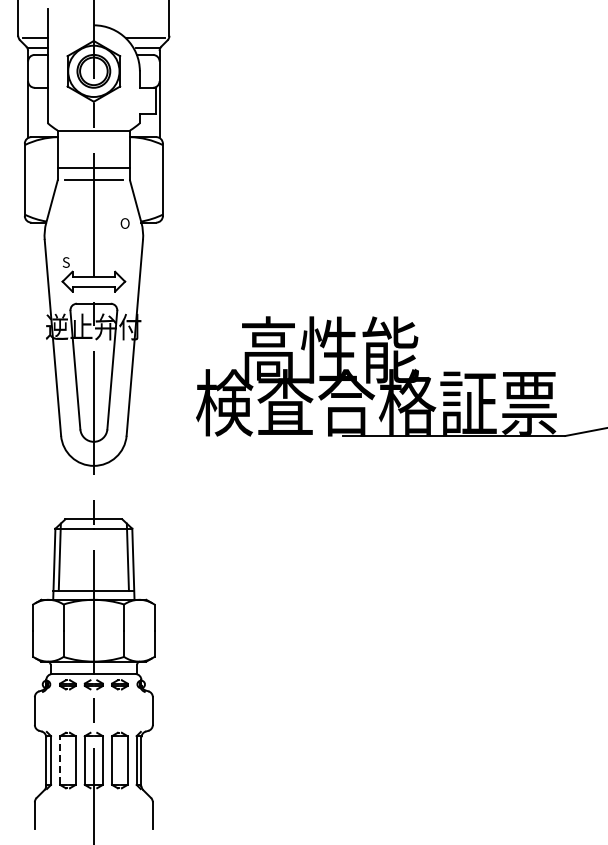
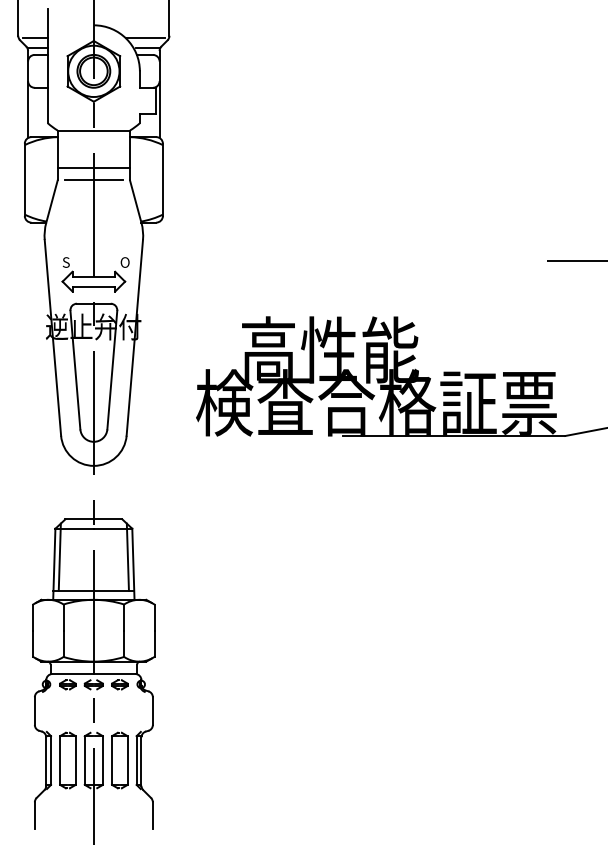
text position: (124, 223) -> (124, 262) (124, 262)
line: none -> present (575, 261)
line: dashed -> solid (59, 760)
